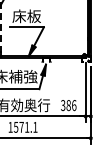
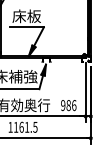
line: dashed -> solid (0, 26)
text: 386 -> 986 (63, 105)
text: 1571.1 -> 1161.5 (25, 126)
